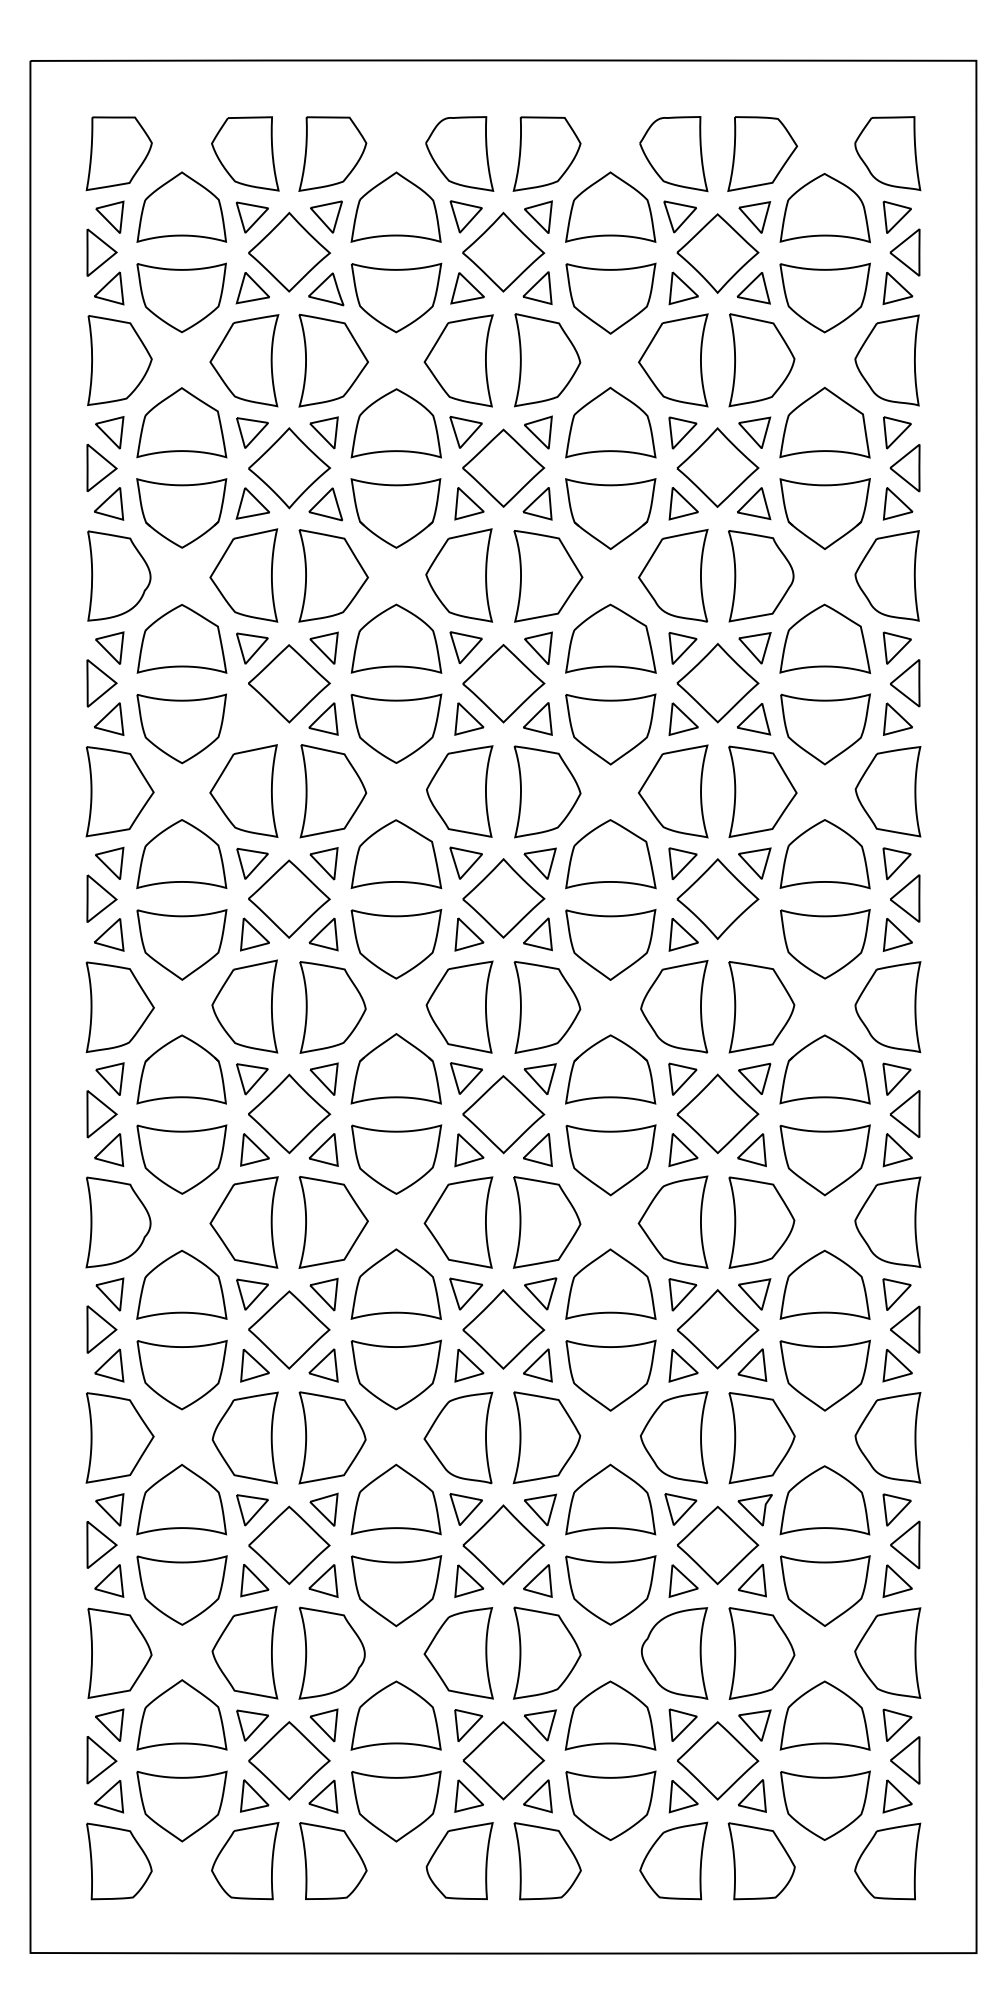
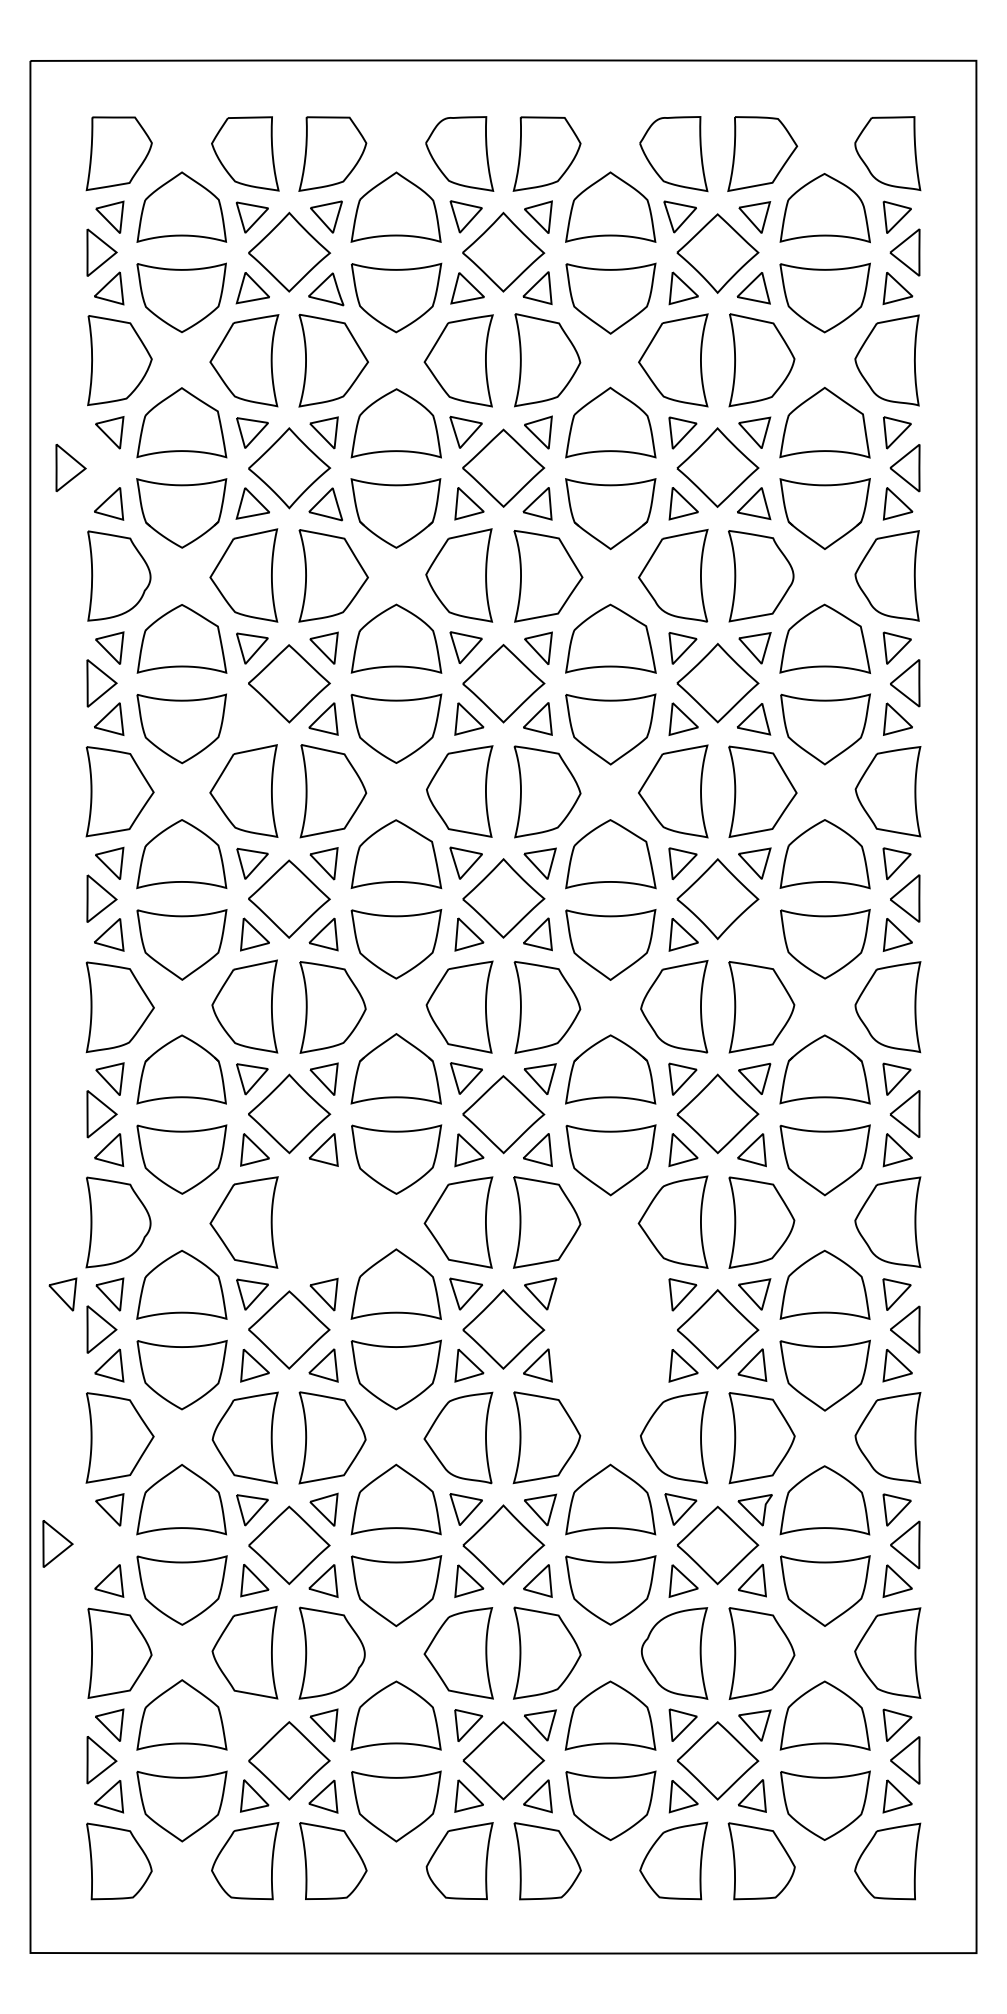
part position: (101, 467) -> (70, 467) (70, 467)
part: present -> none (333, 1222)
part: present -> none (610, 1283)
part: none -> present (62, 1294)
part: present -> none (610, 1375)
part position: (101, 1544) -> (57, 1543) (57, 1543)
part: present -> none (252, 1725)
